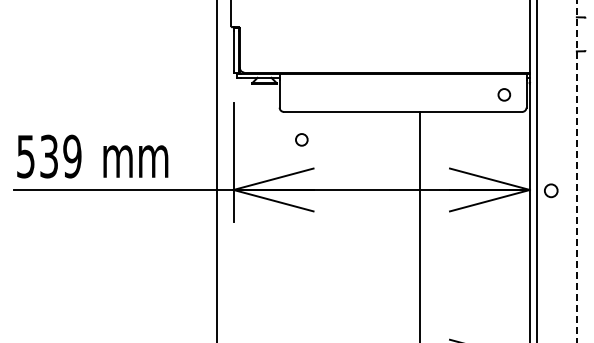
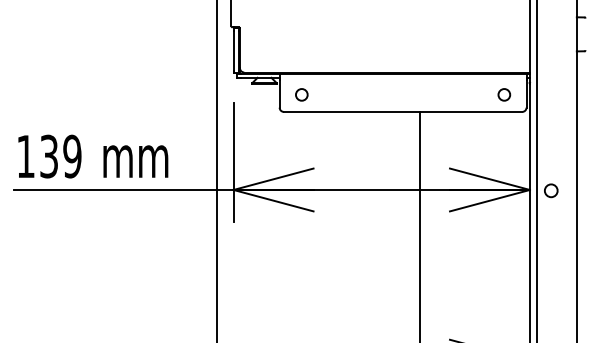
circle position: (301, 139) -> (301, 94) (301, 94)
text: 539 -> 139 (25, 156)
line: dashed -> solid (576, 171)
